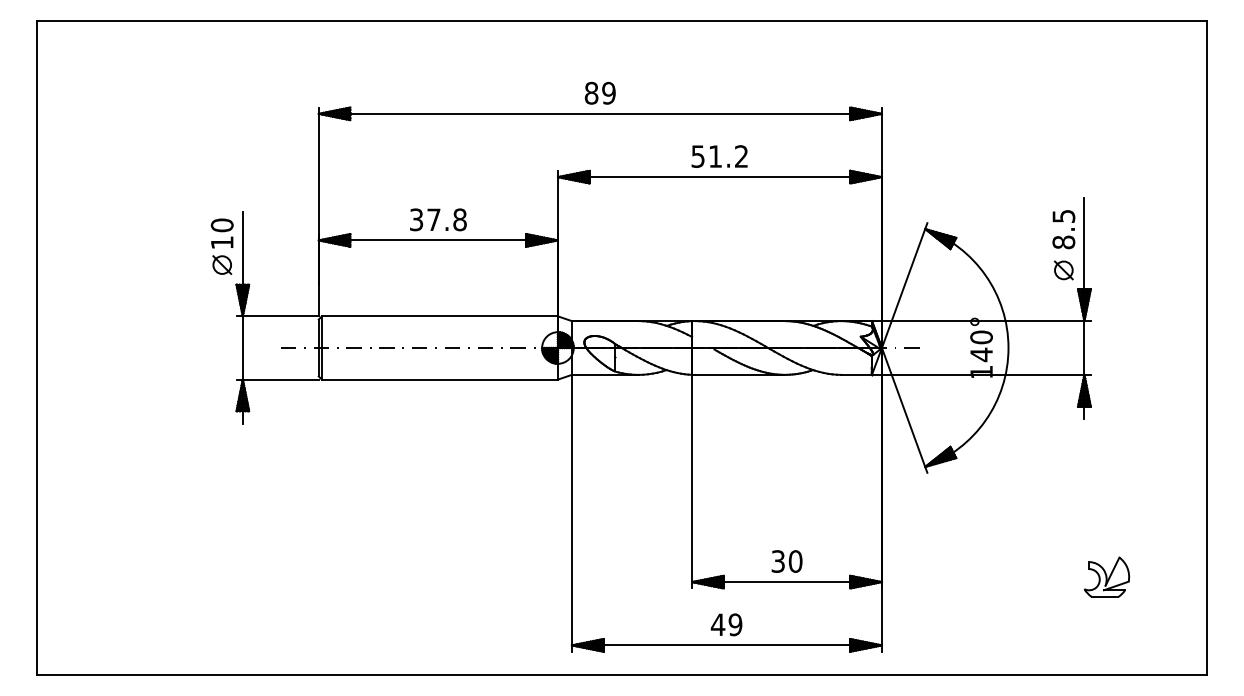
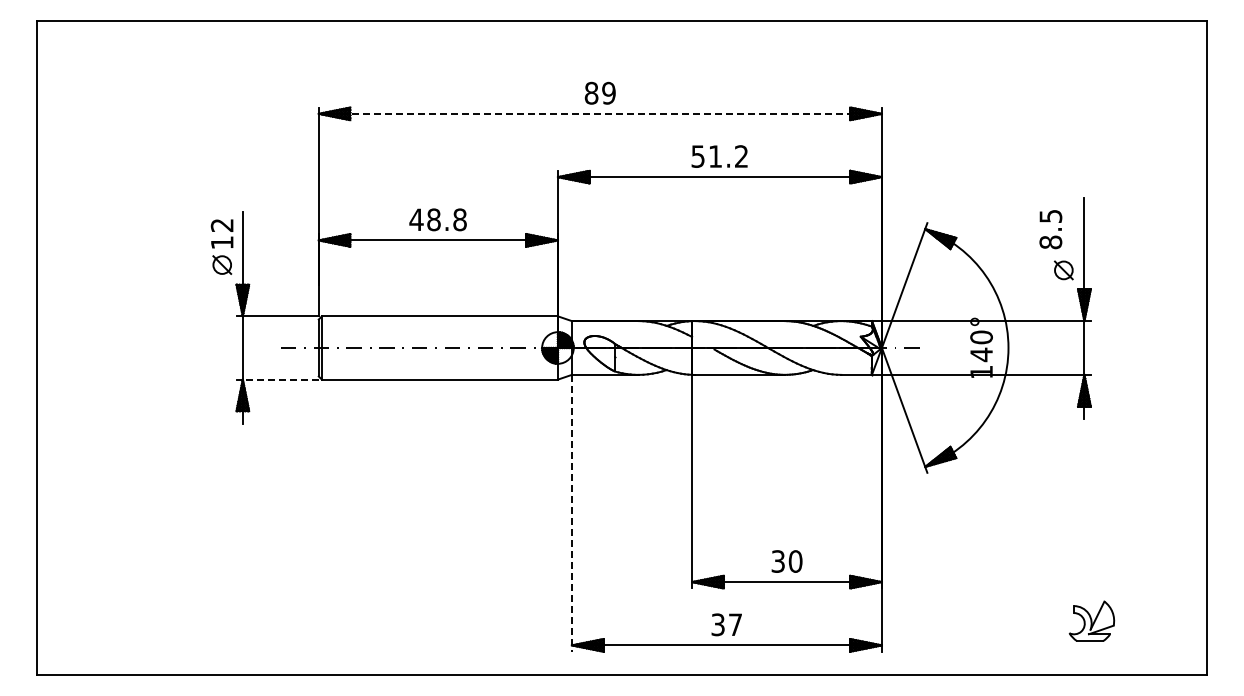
line: solid -> dashed (600, 113)
text: 37.8 -> 48.8 (424, 219)
text: 10 -> 12 (221, 225)
text position: (1063, 229) -> (1050, 229) (1050, 229)
line: solid -> dashed (280, 379)
line: solid -> dashed (571, 513)
part position: (1106, 576) -> (1091, 620) (1091, 620)
text: 49 -> 37 (726, 624)
